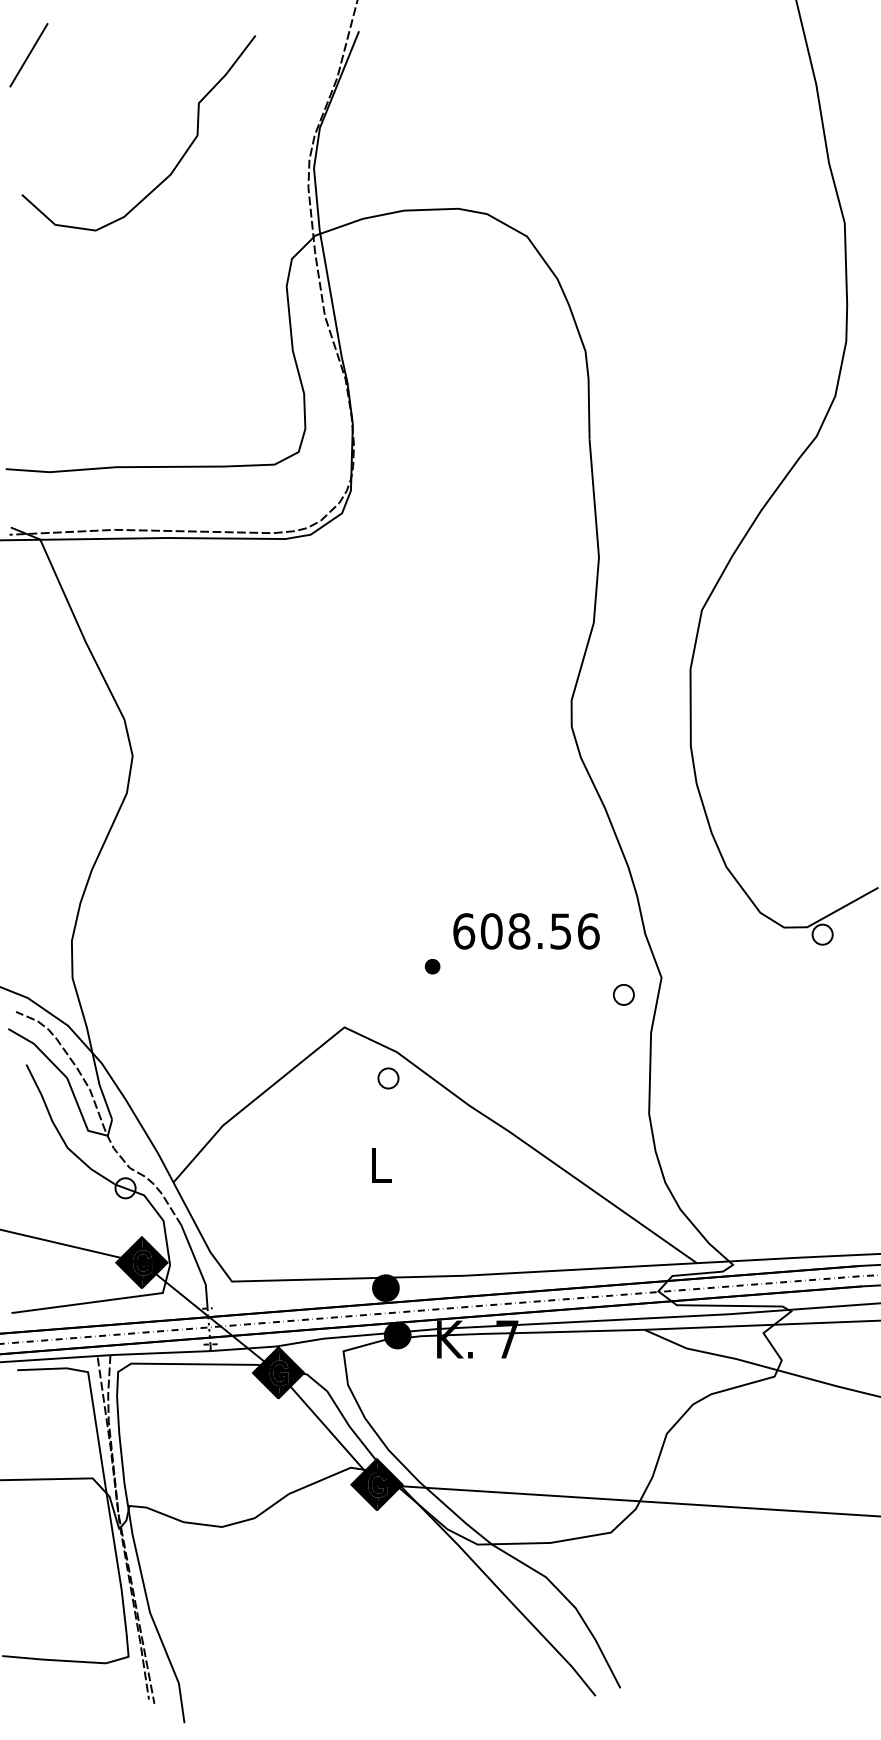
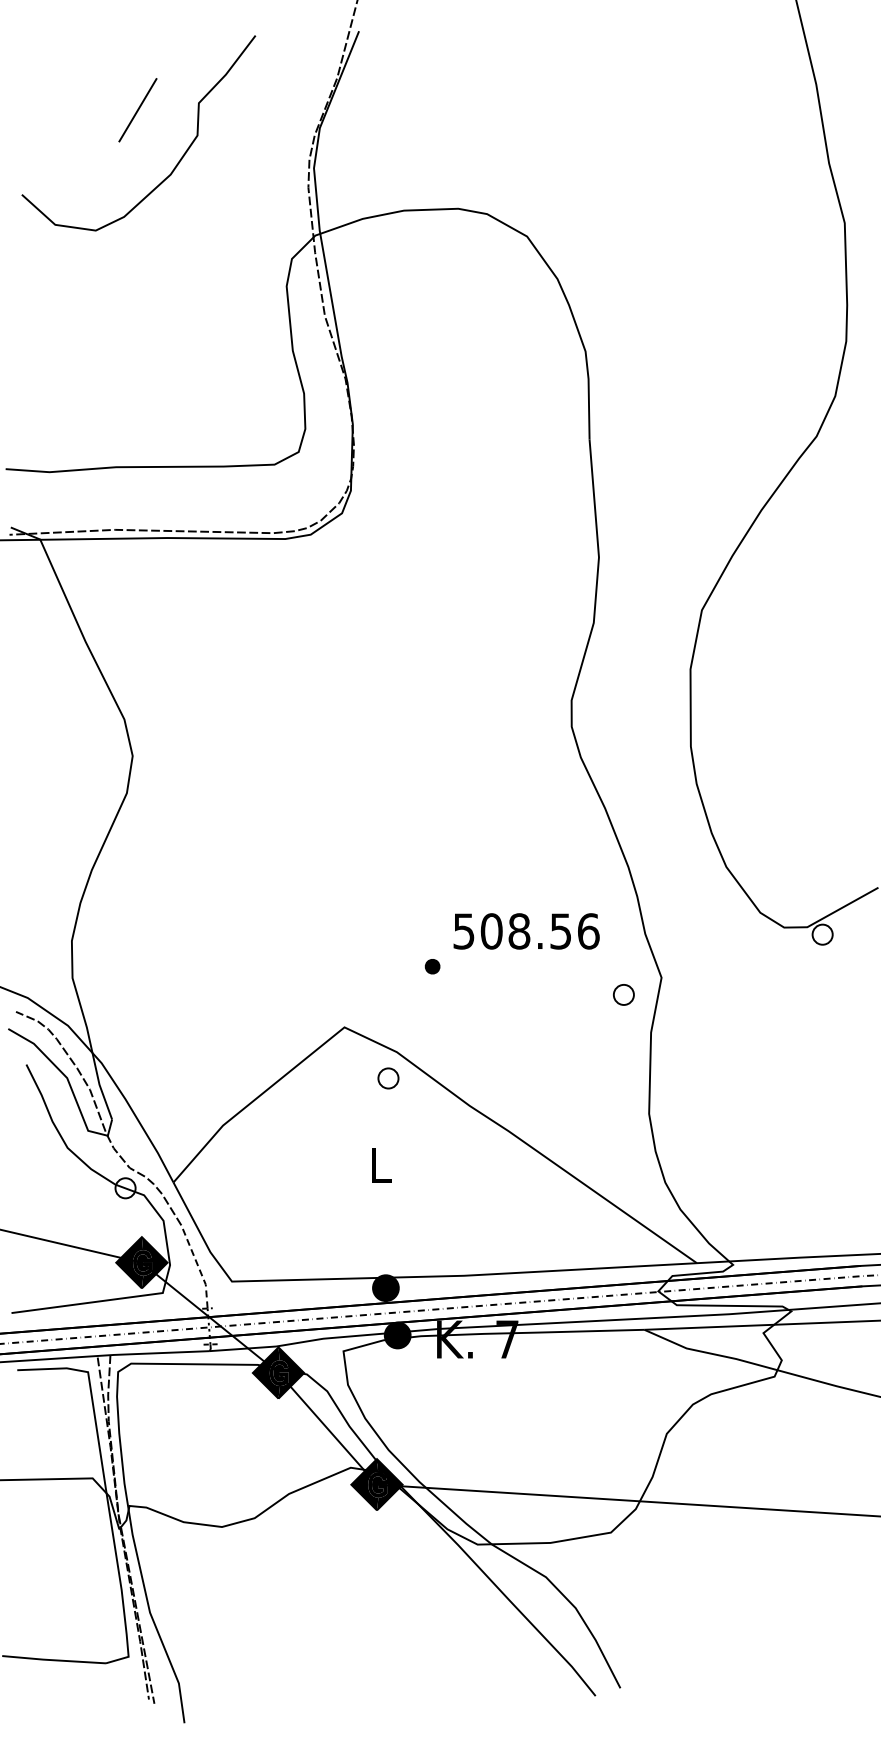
line position: (28, 55) -> (137, 110) (137, 110)
text: 608.56 -> 508.56 (464, 931)
line: solid -> dashed (198, 1266)
